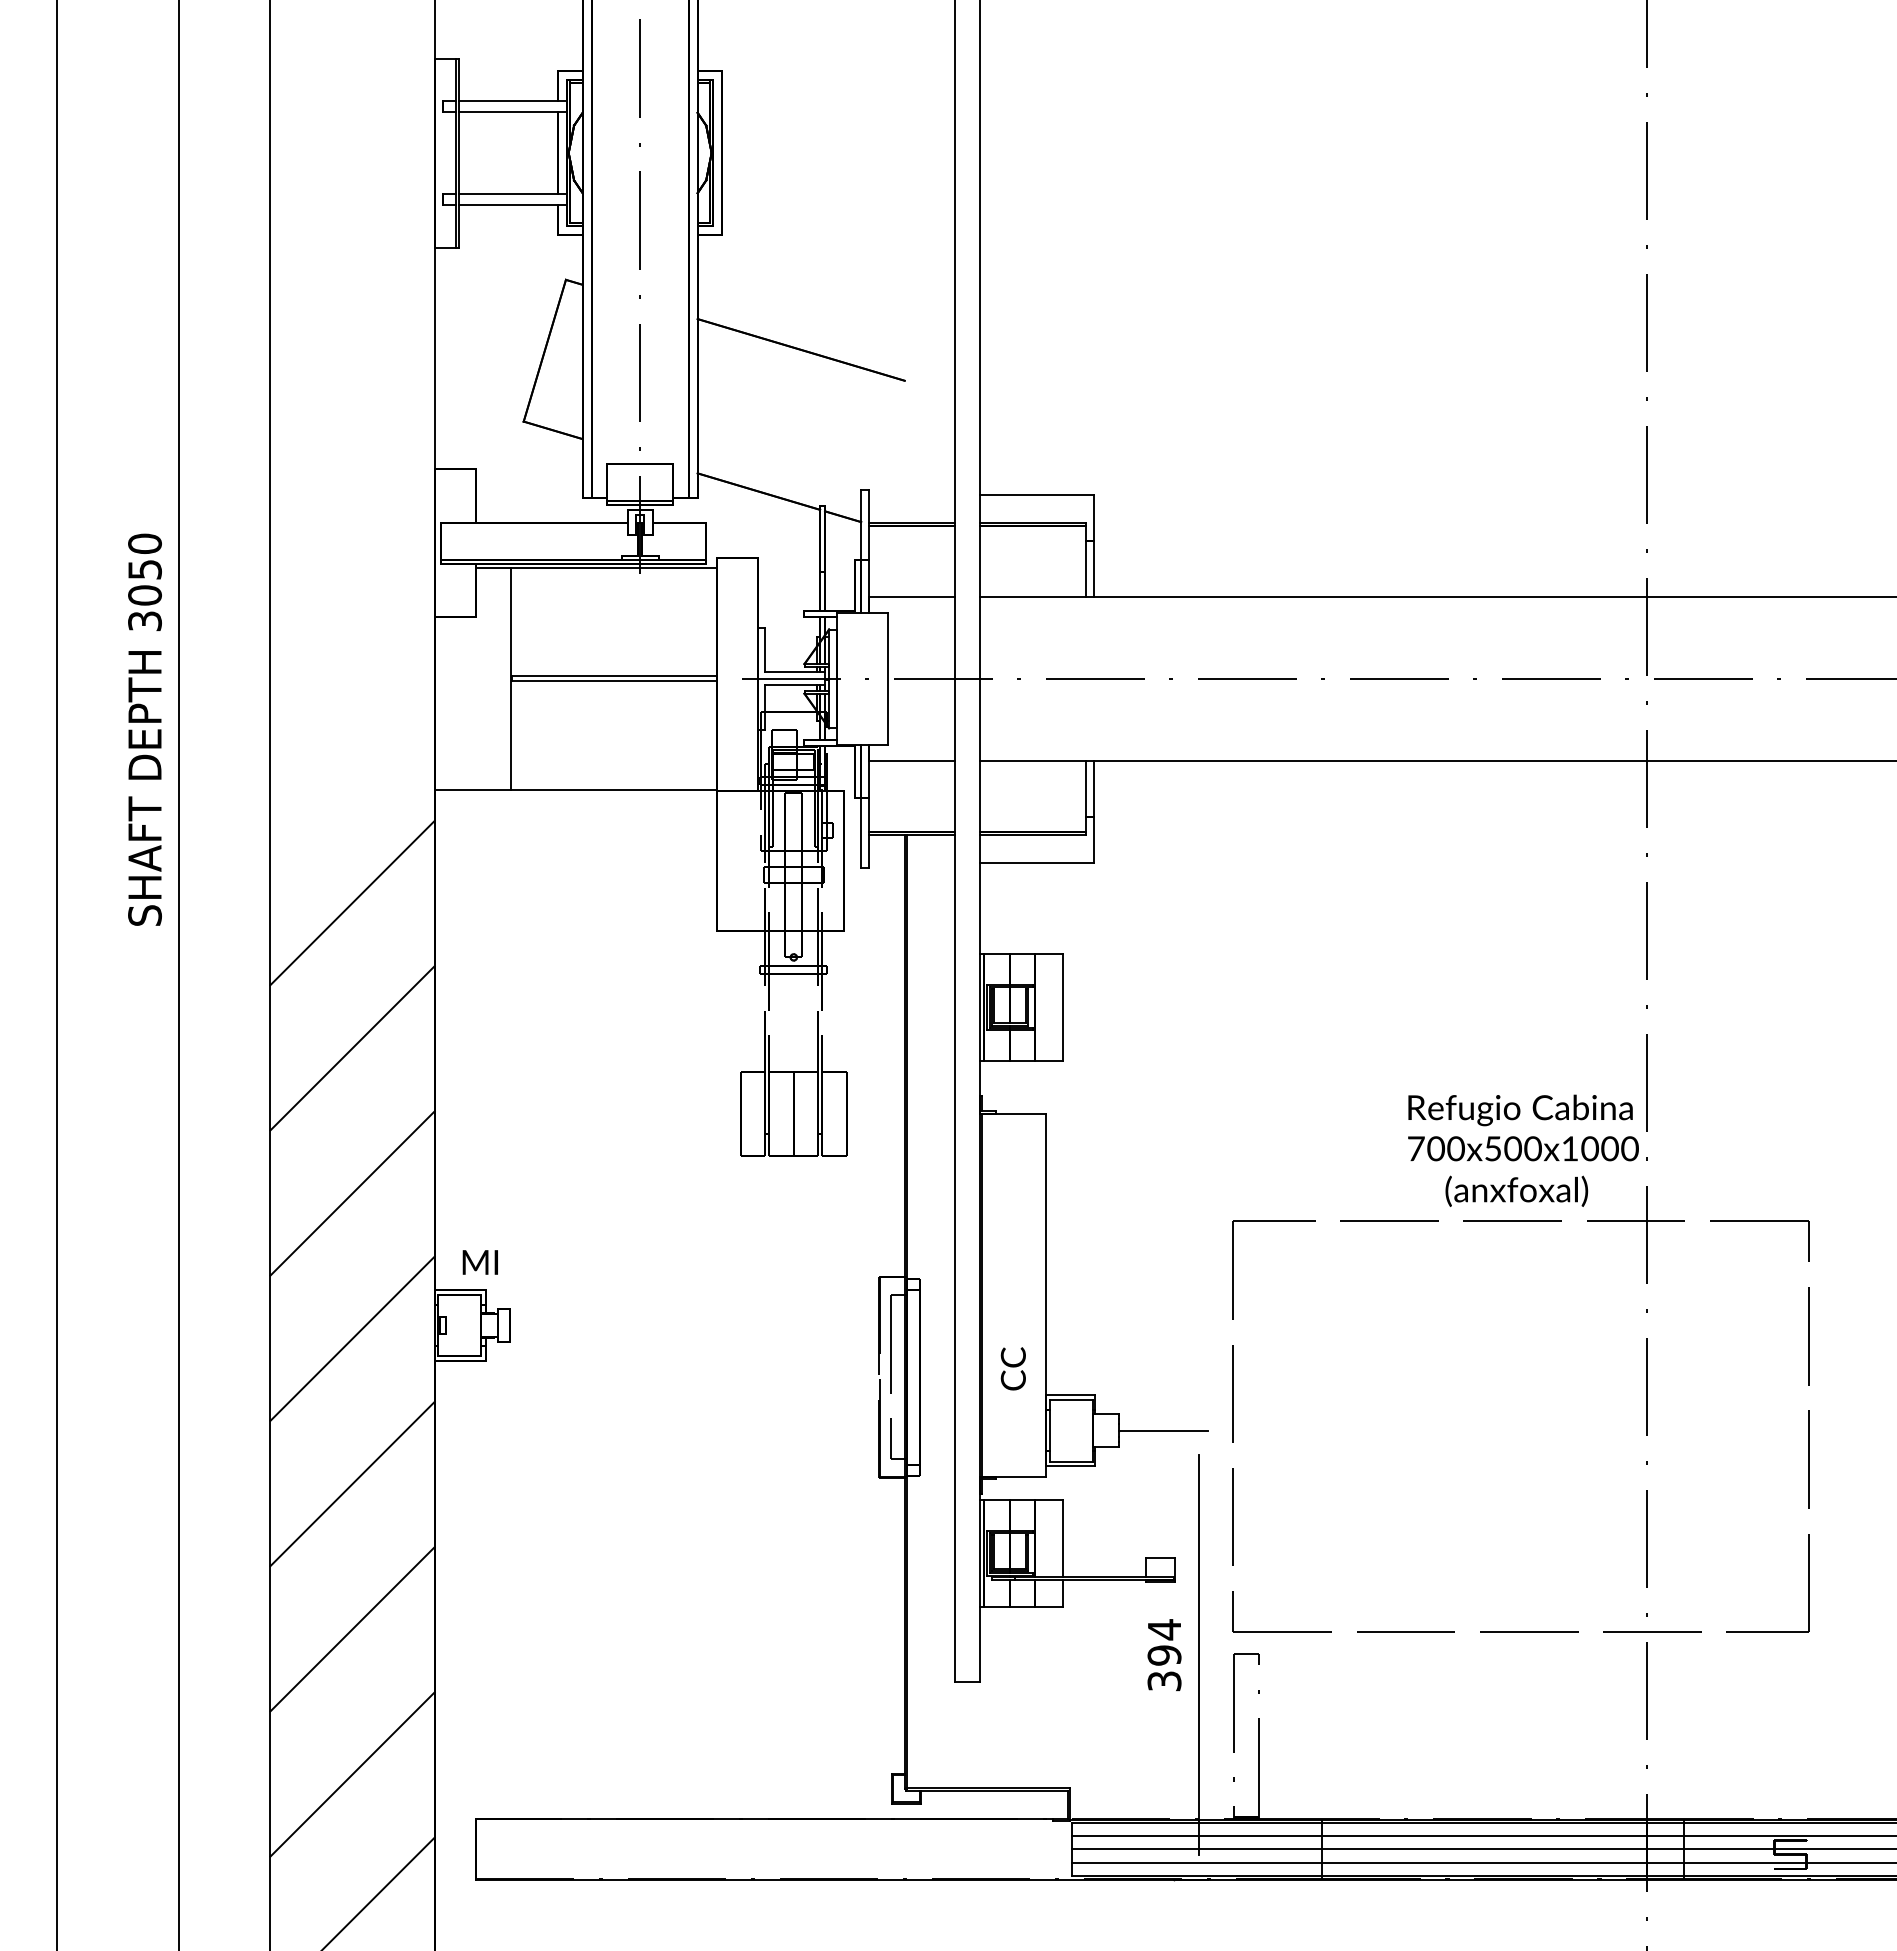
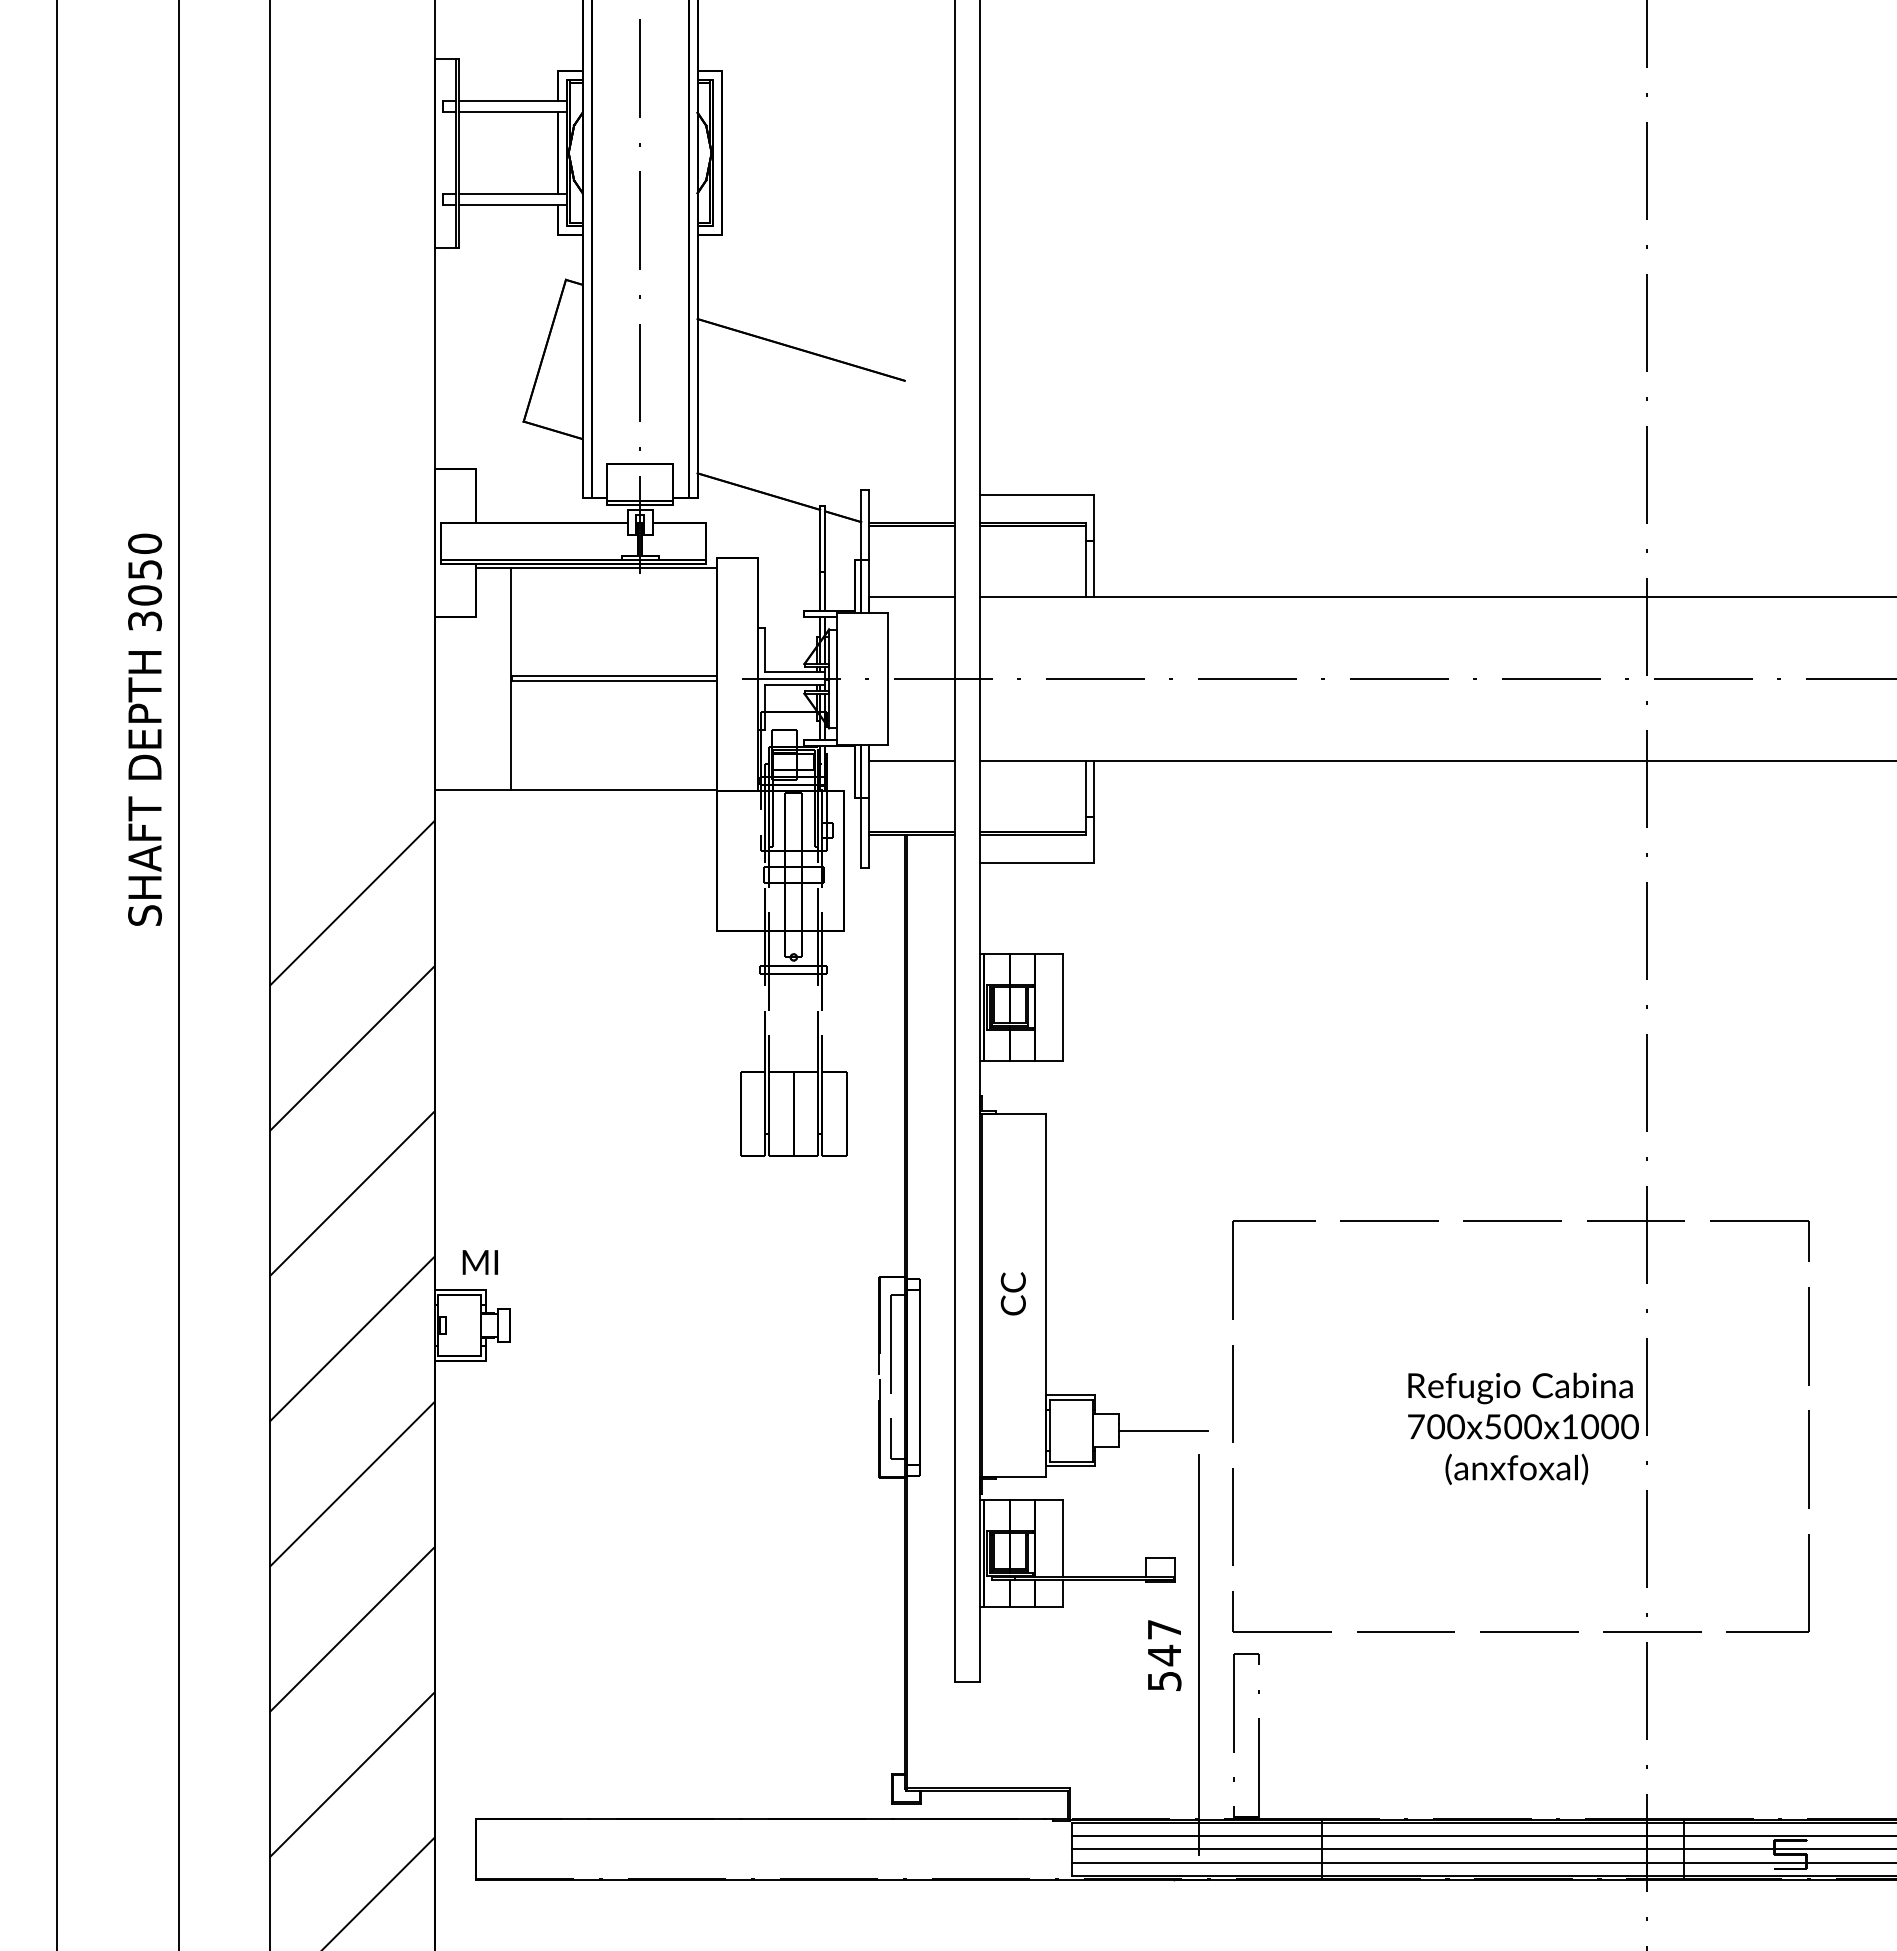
text position: (1523, 1150) -> (1523, 1428) (1523, 1428)
text position: (1012, 1368) -> (1012, 1293) (1012, 1293)
text: 394 -> 547 (1164, 1654)
